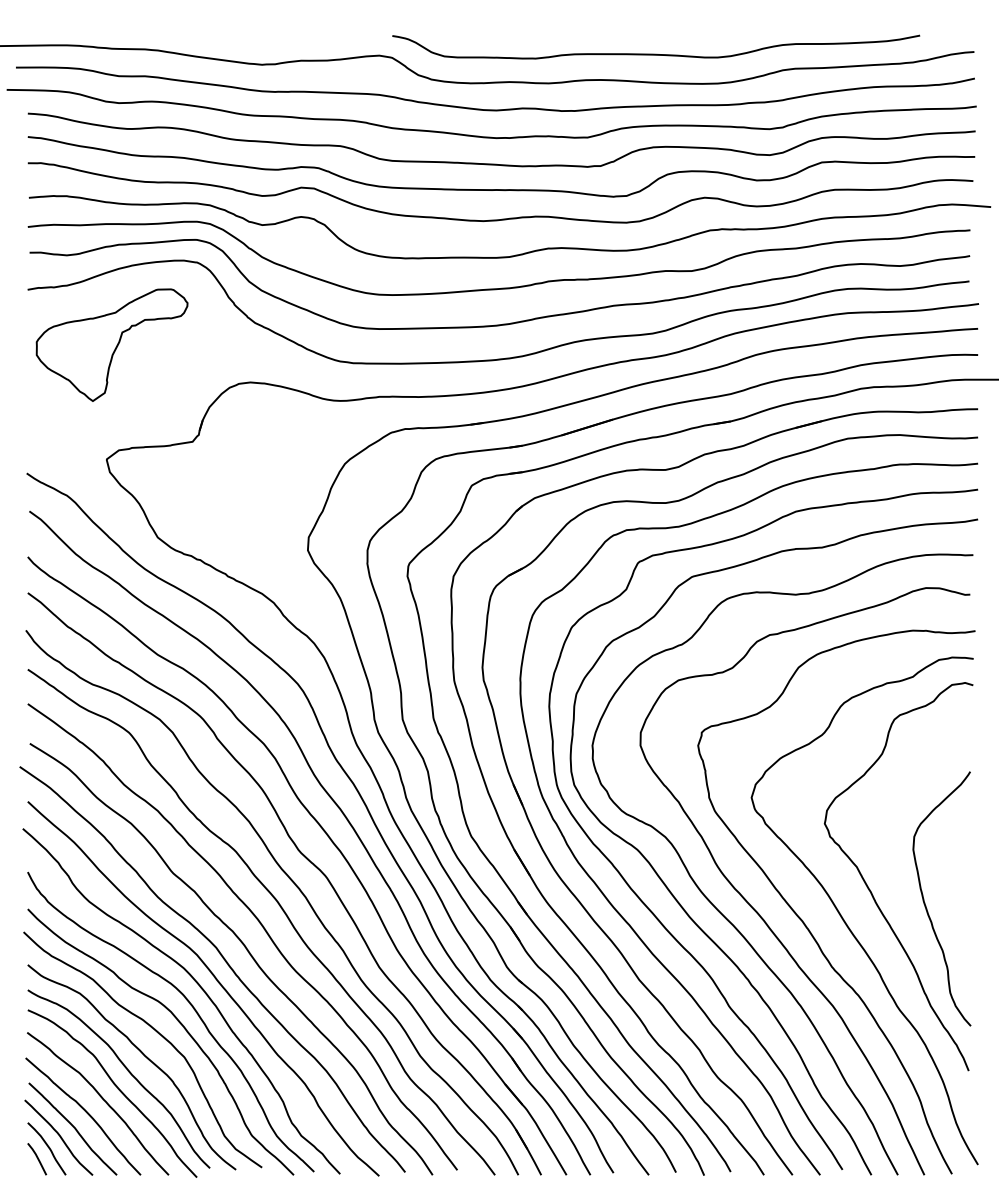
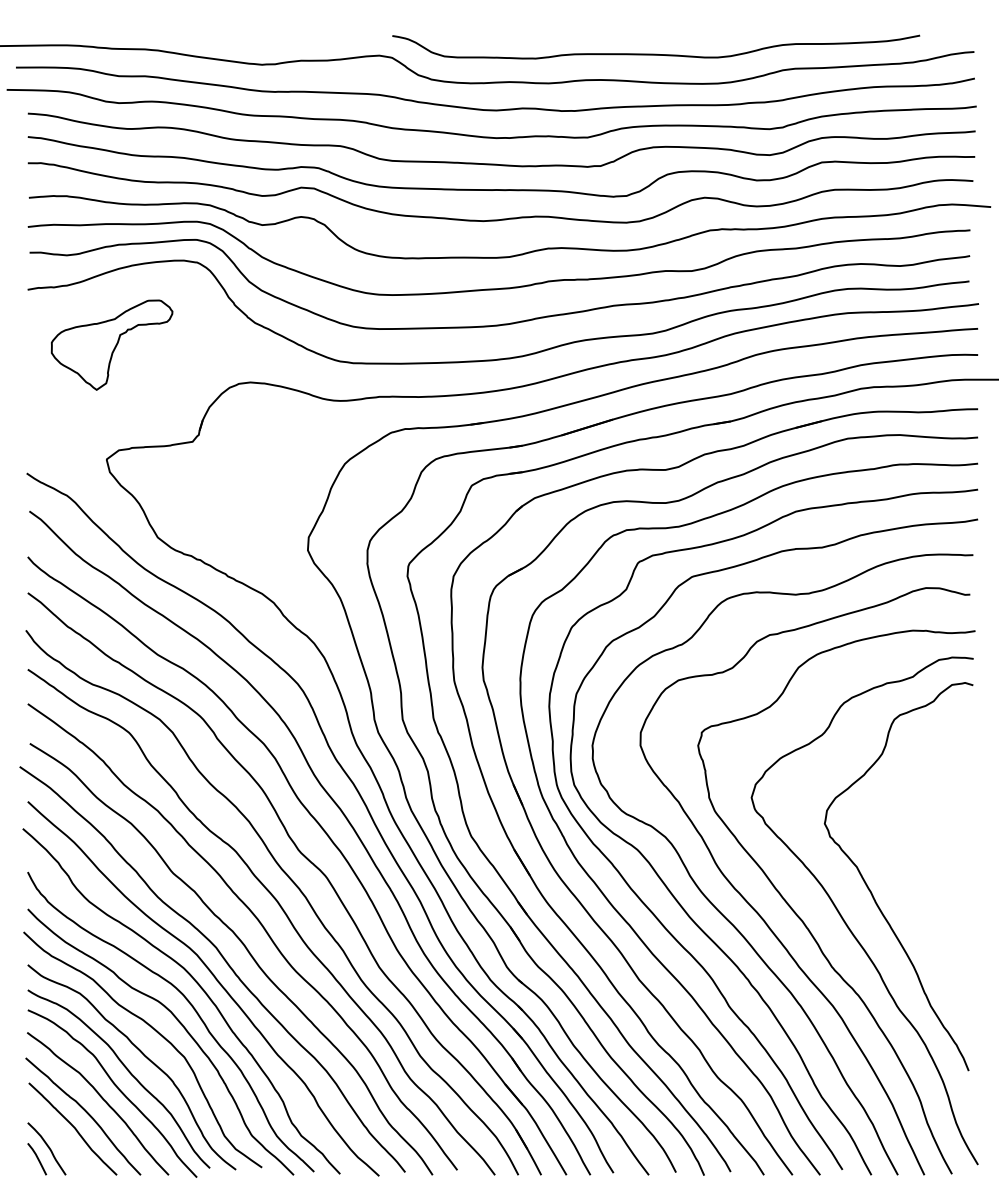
part size: 154x114 px -> 124x92 px (111, 344)
curve: present -> none (925, 902)
curve: present -> none (59, 1137)
